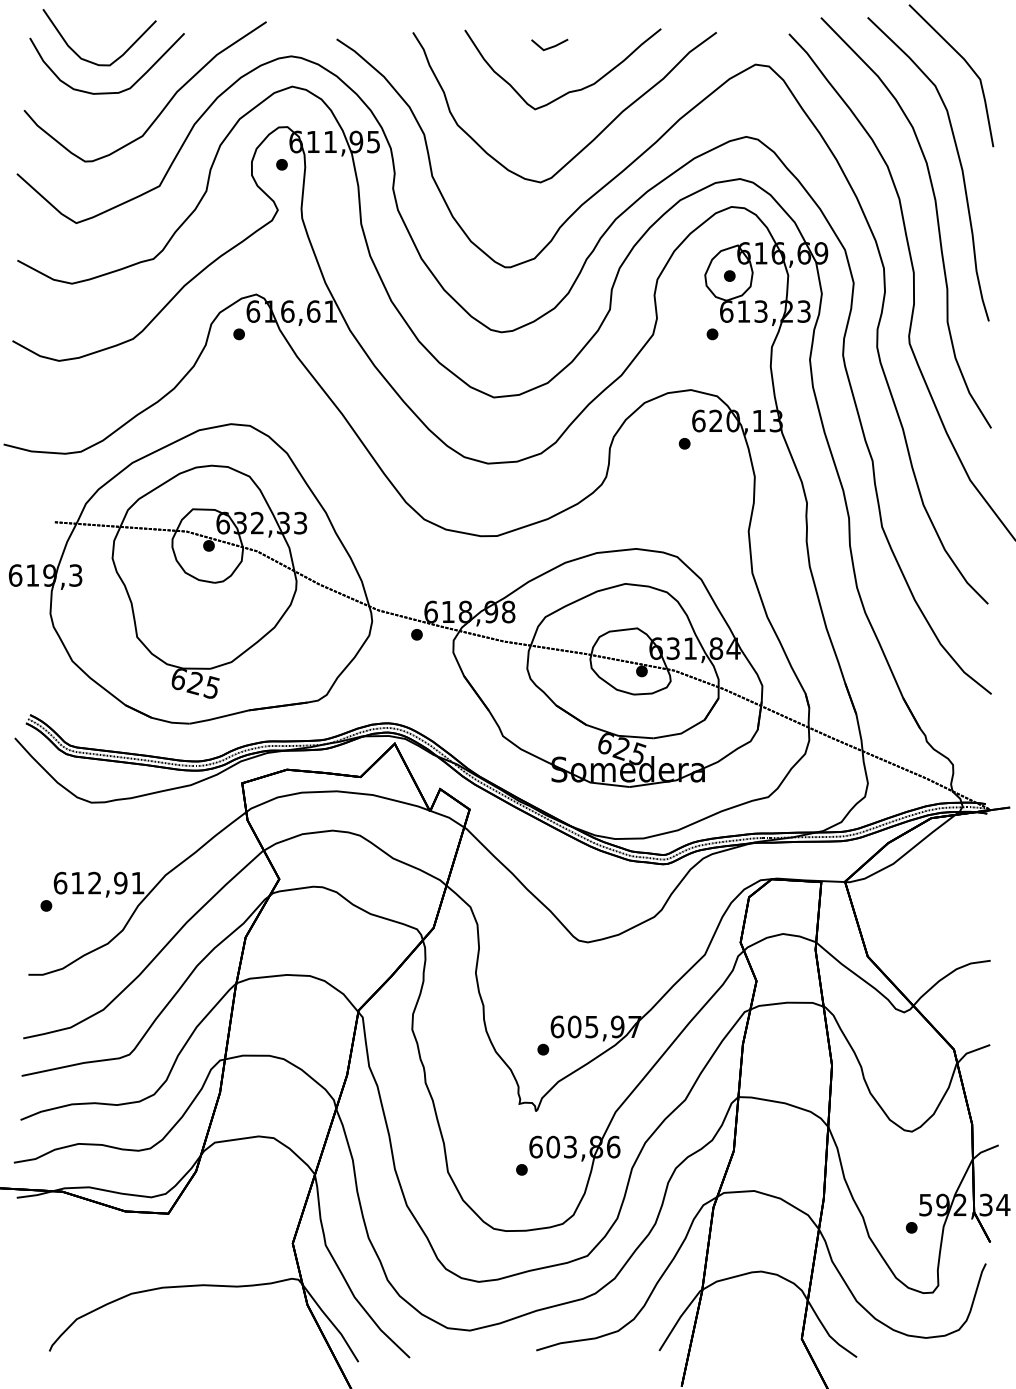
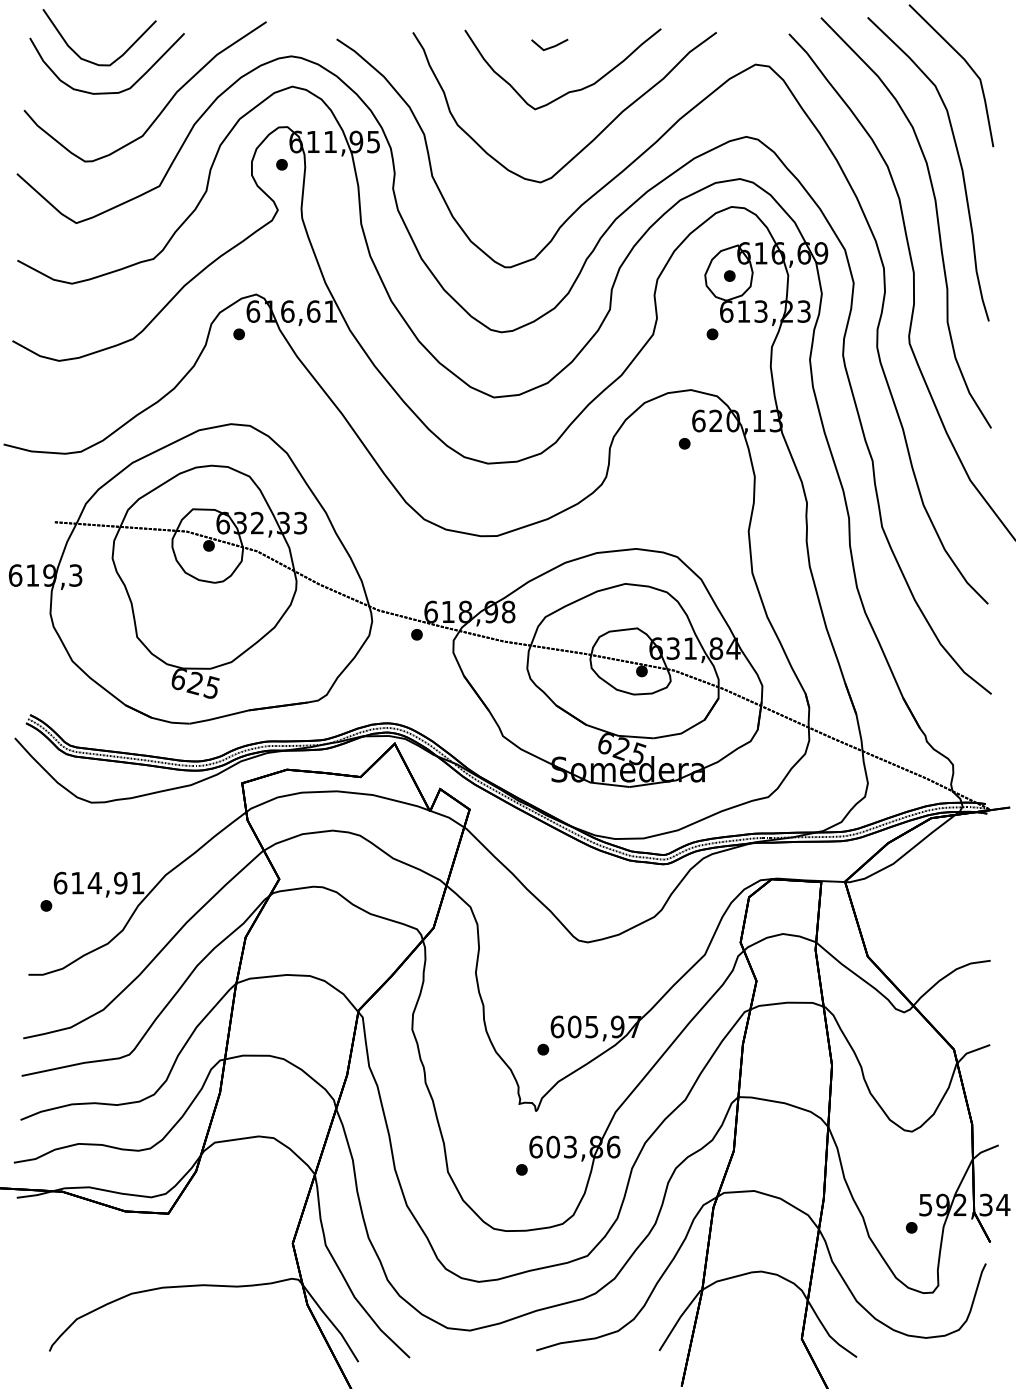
text: 612,91 -> 614,91 (94, 882)
